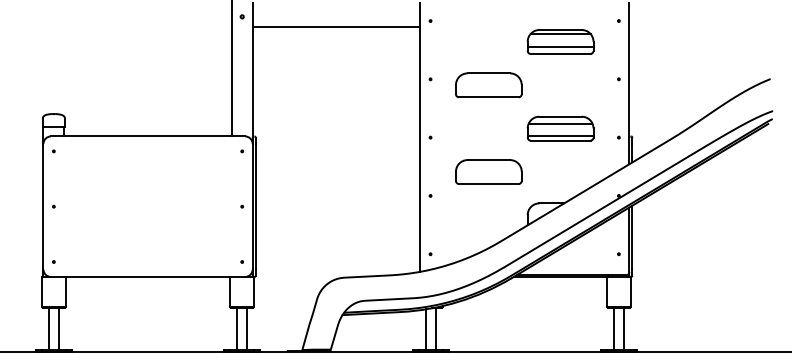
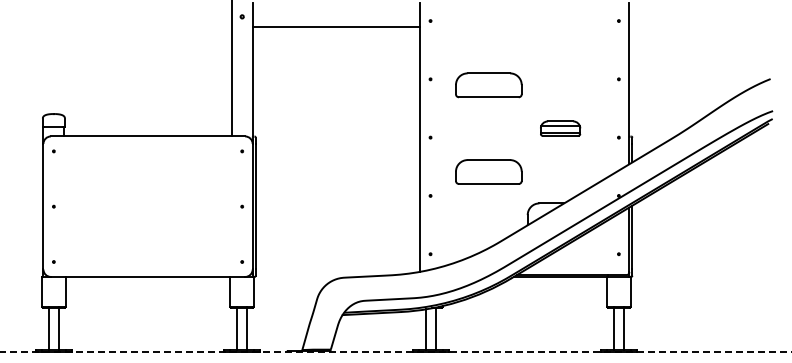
part: present -> none (560, 41)
part size: 69x27 px -> 42x17 px (560, 128)
line: solid -> dashed (396, 351)
